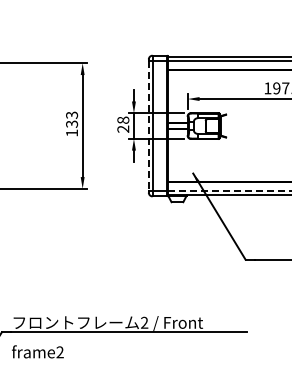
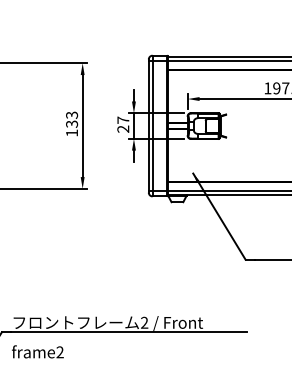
text: 28 -> 27 (123, 119)
line: dashed -> solid (148, 126)
line: dashed -> solid (229, 190)
